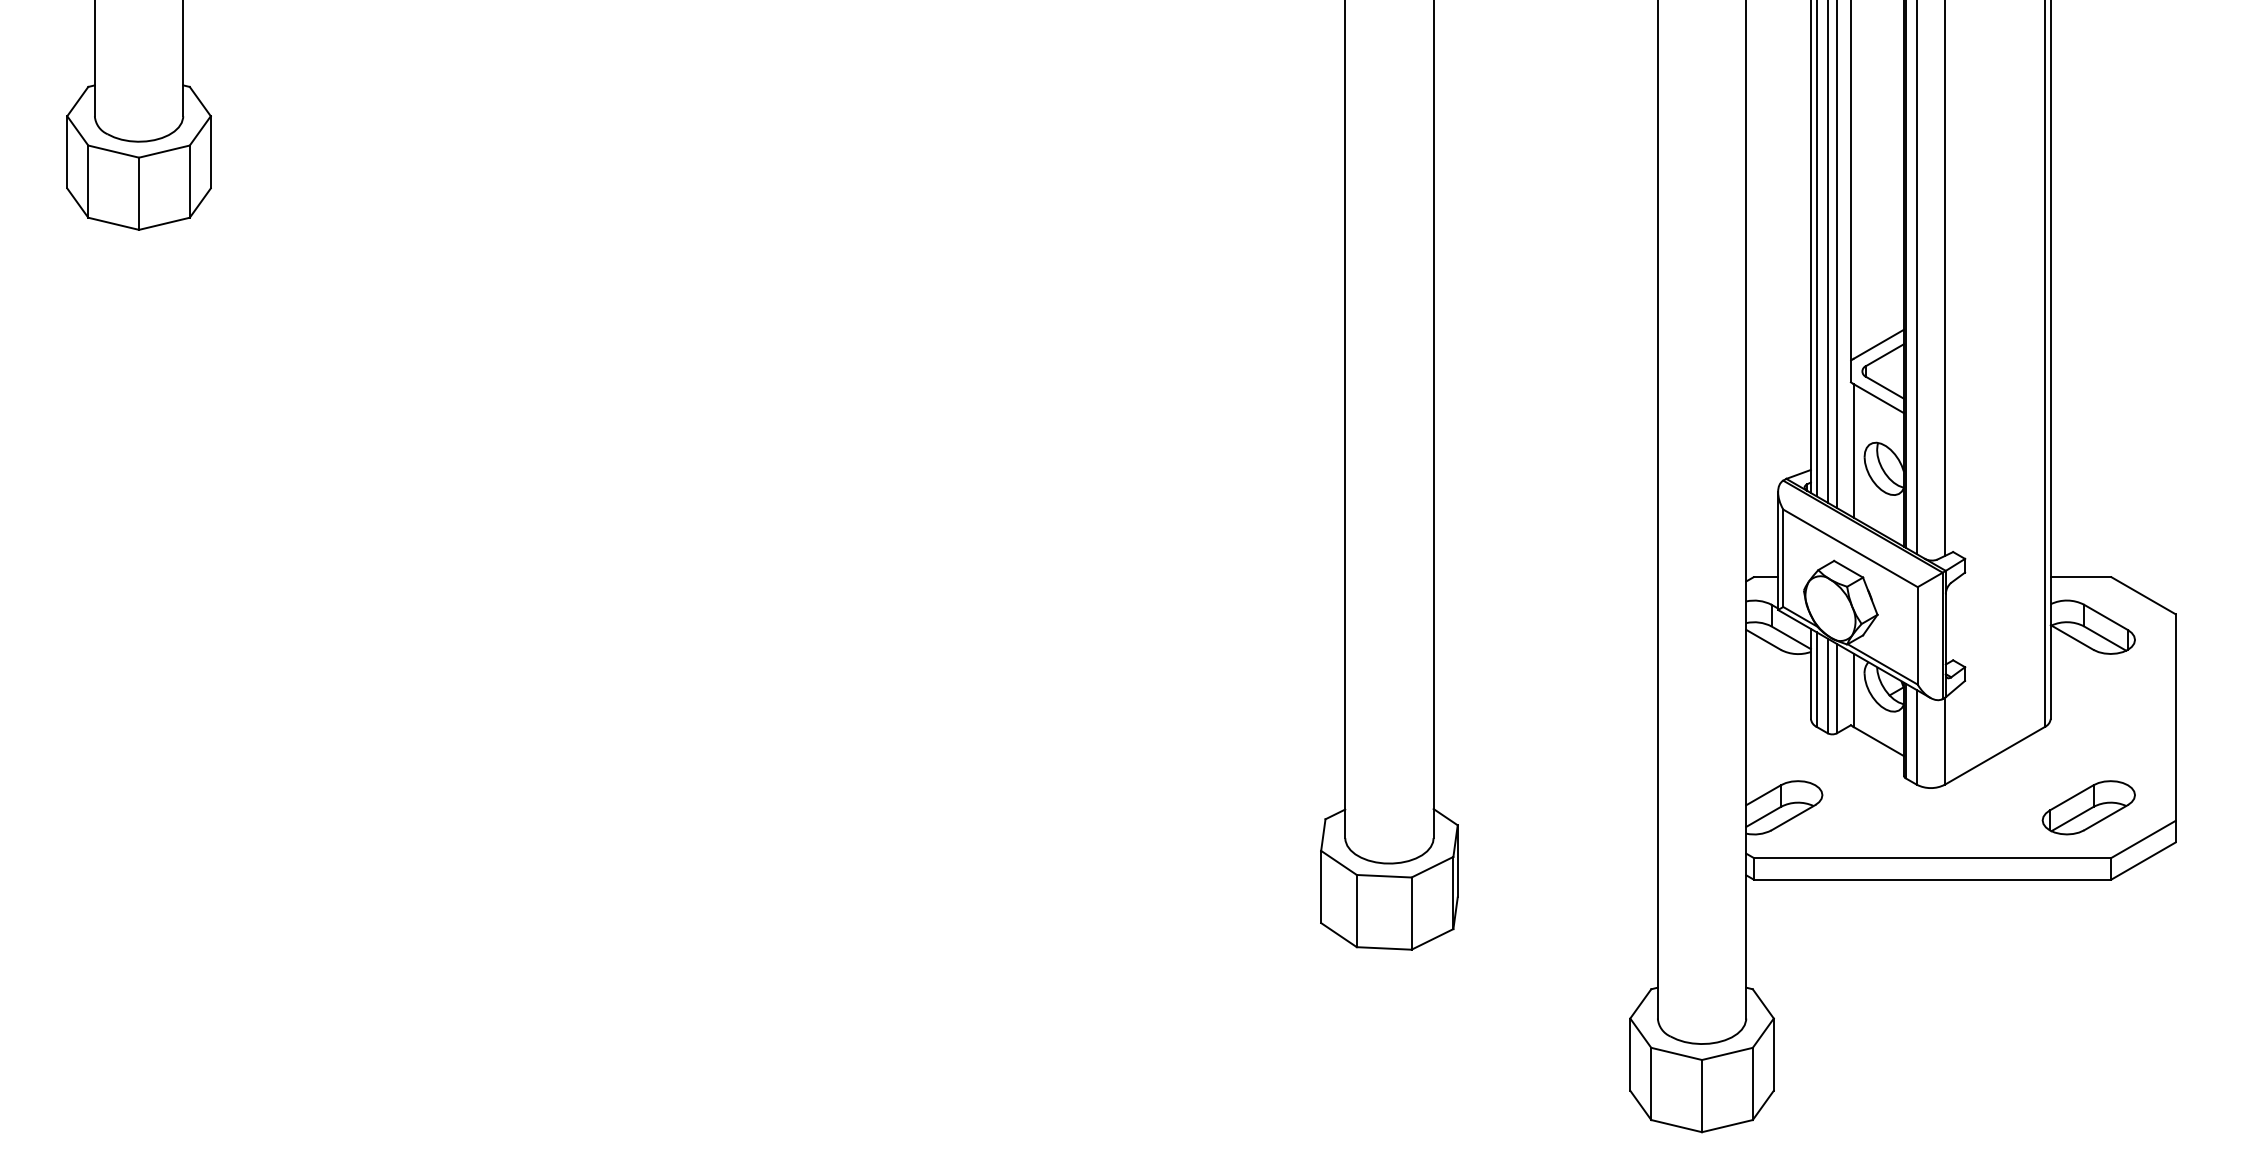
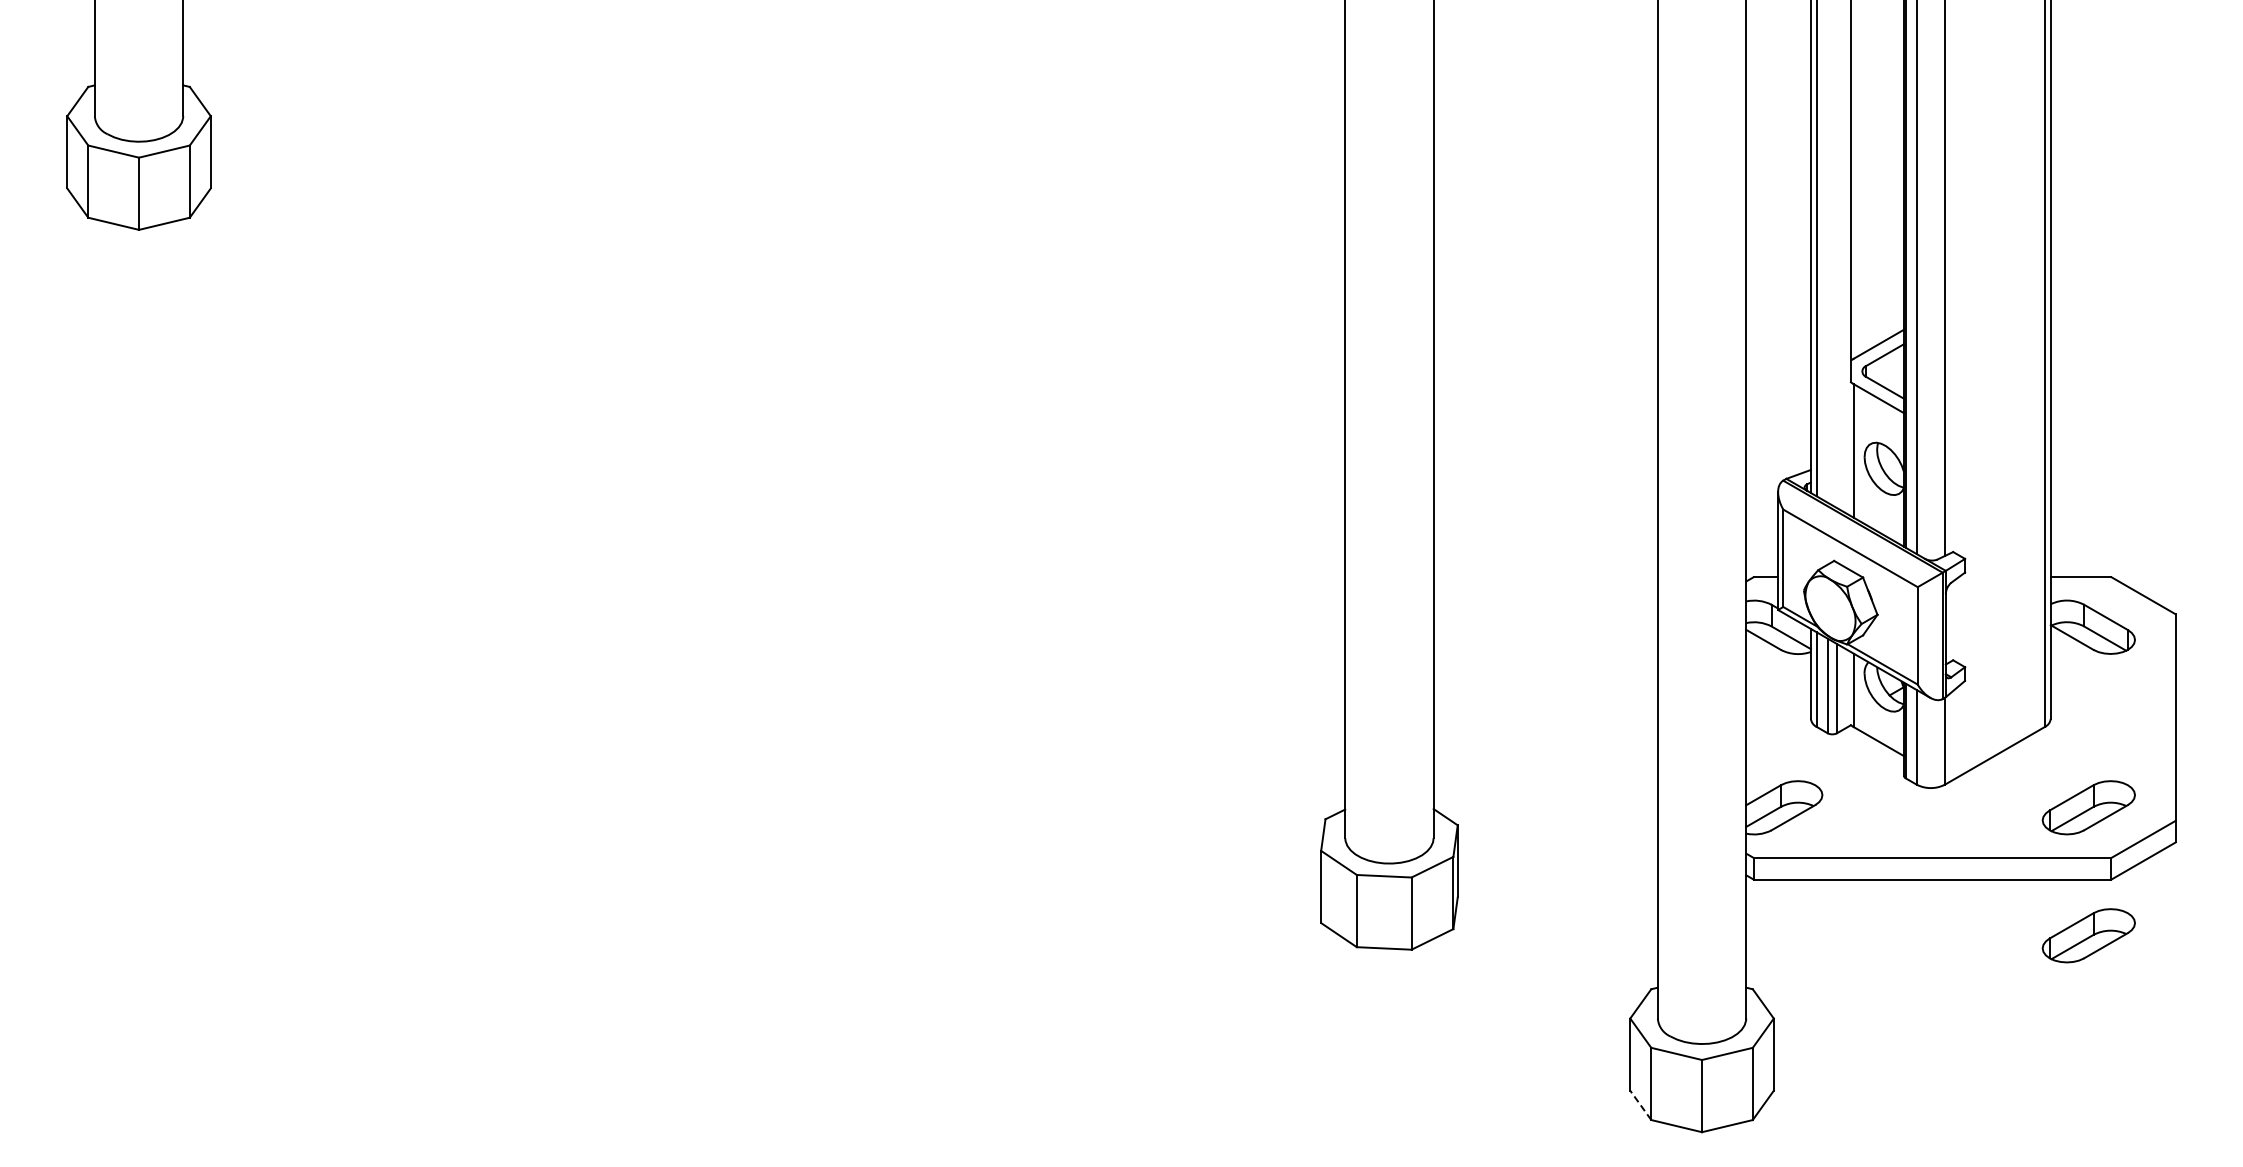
line: present -> none (1827, 252)
line: present -> none (1837, 255)
part: none -> present (2088, 935)
line: solid -> dashed (1640, 1104)
